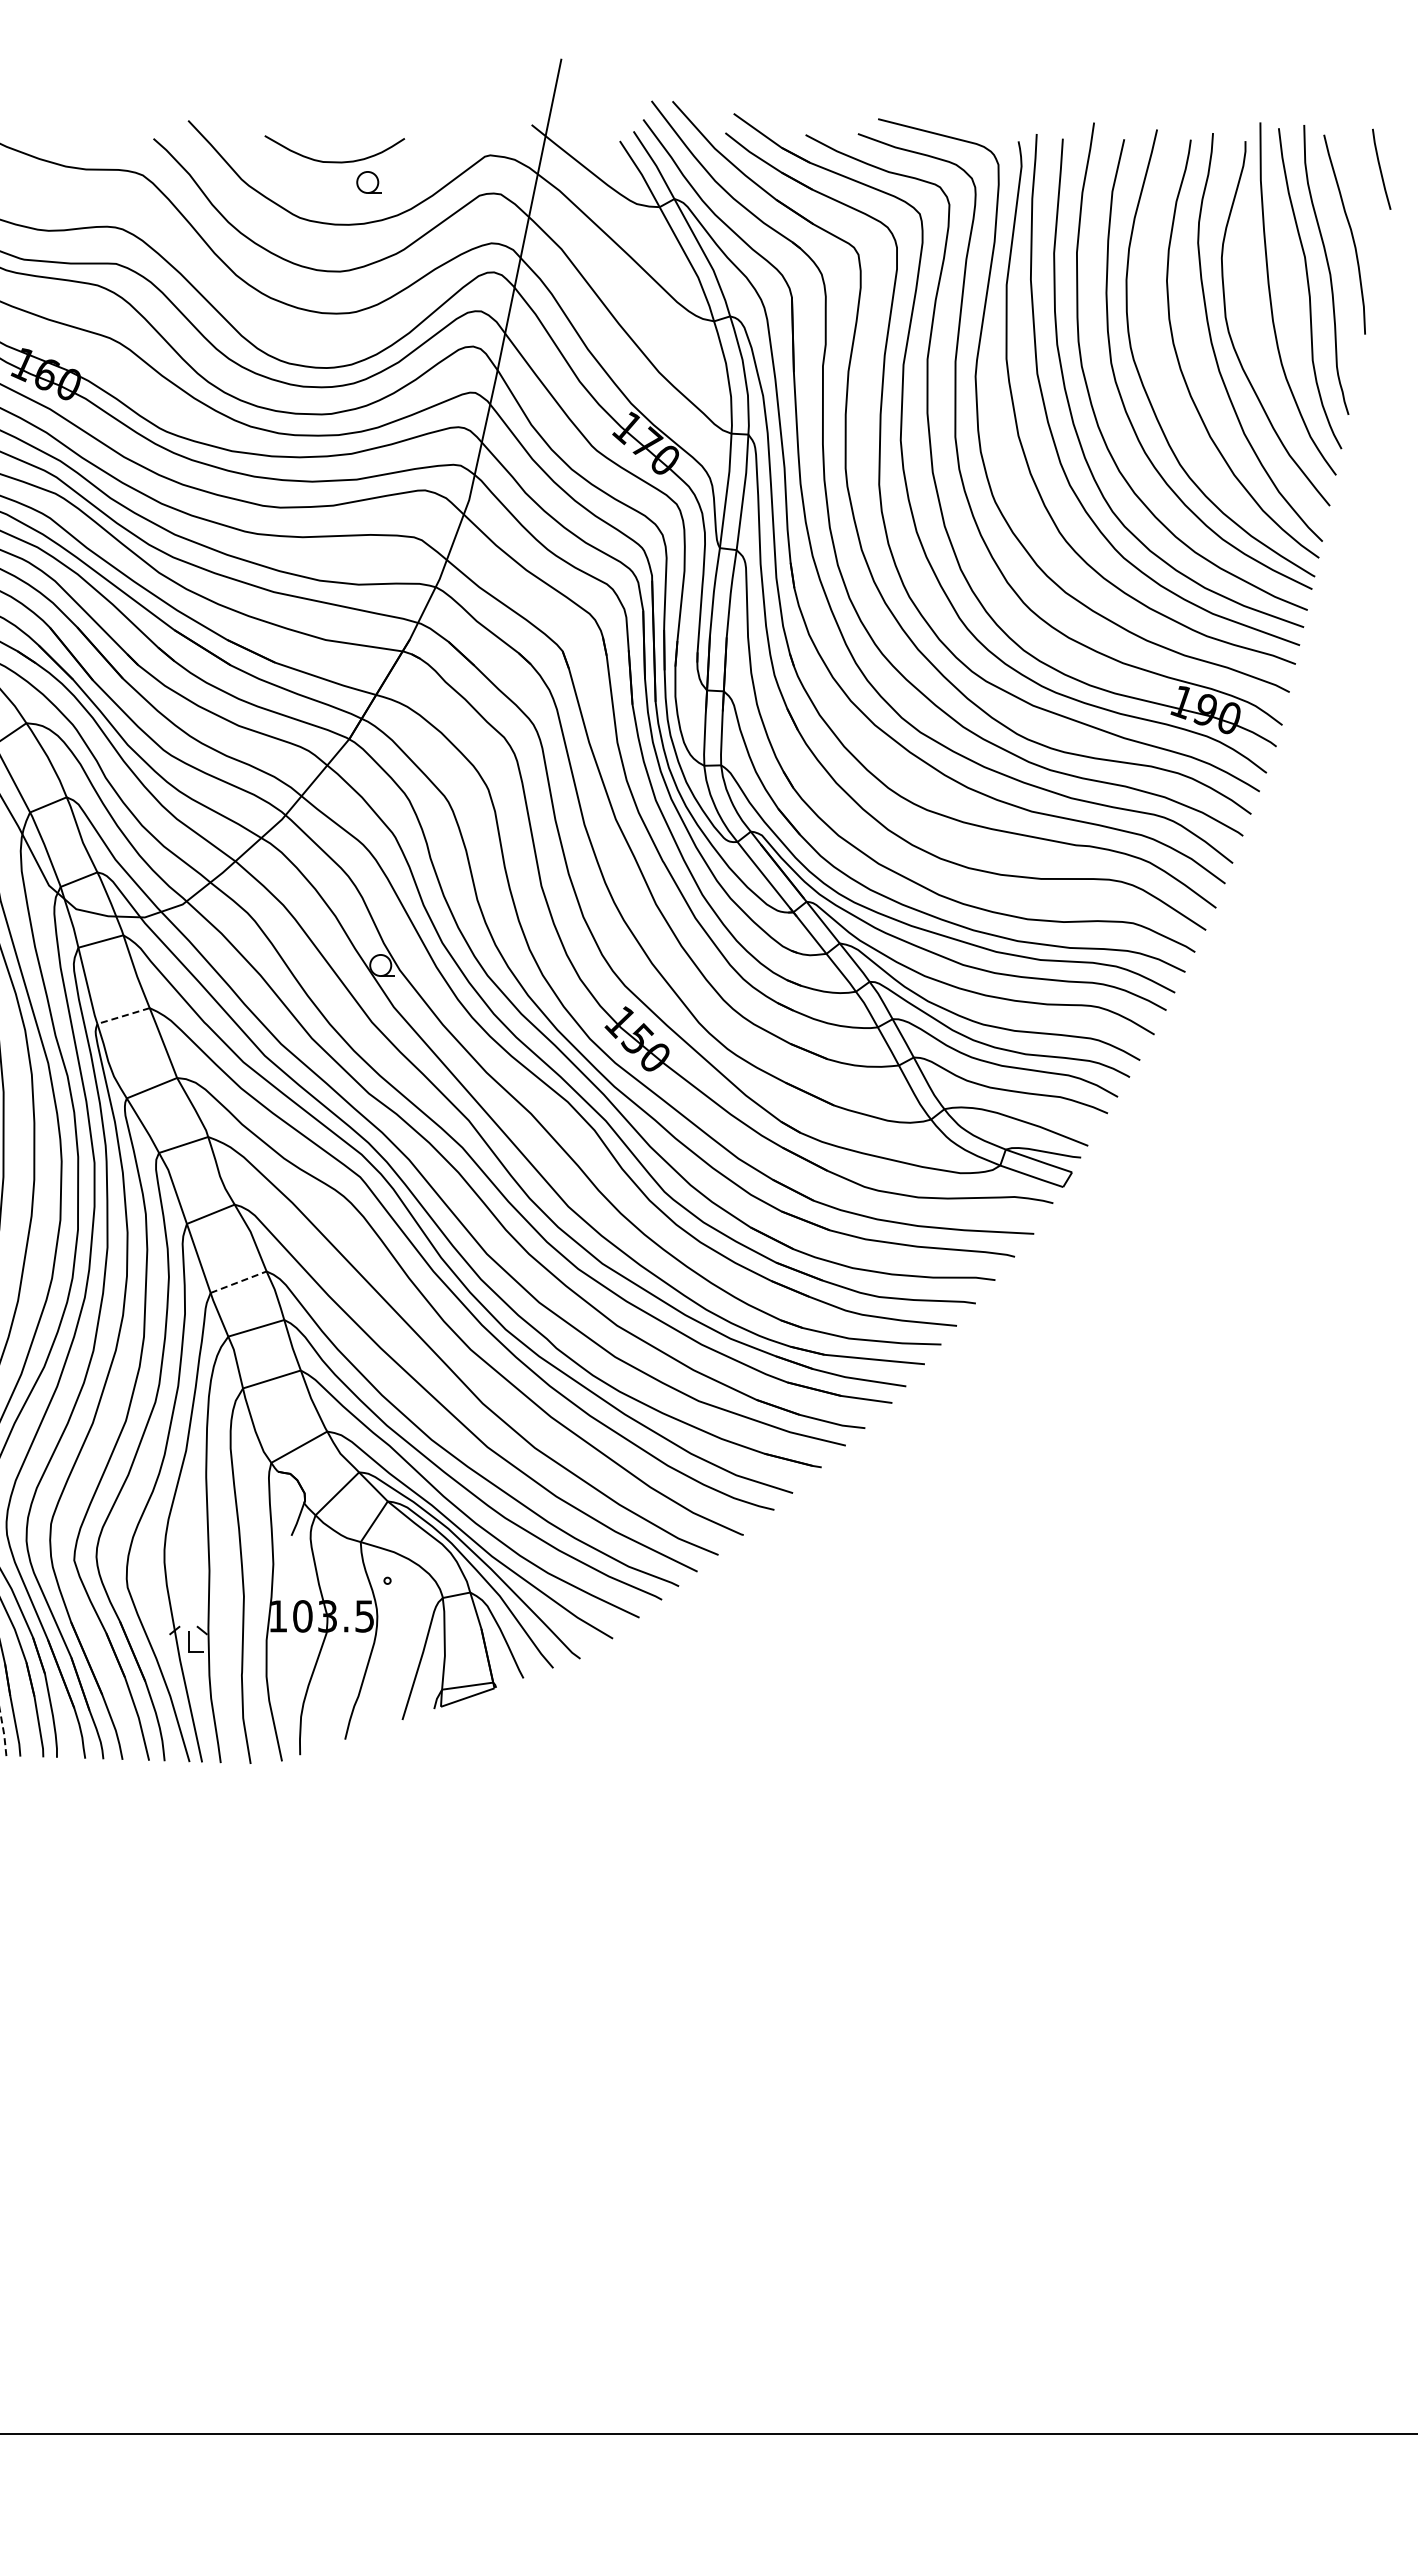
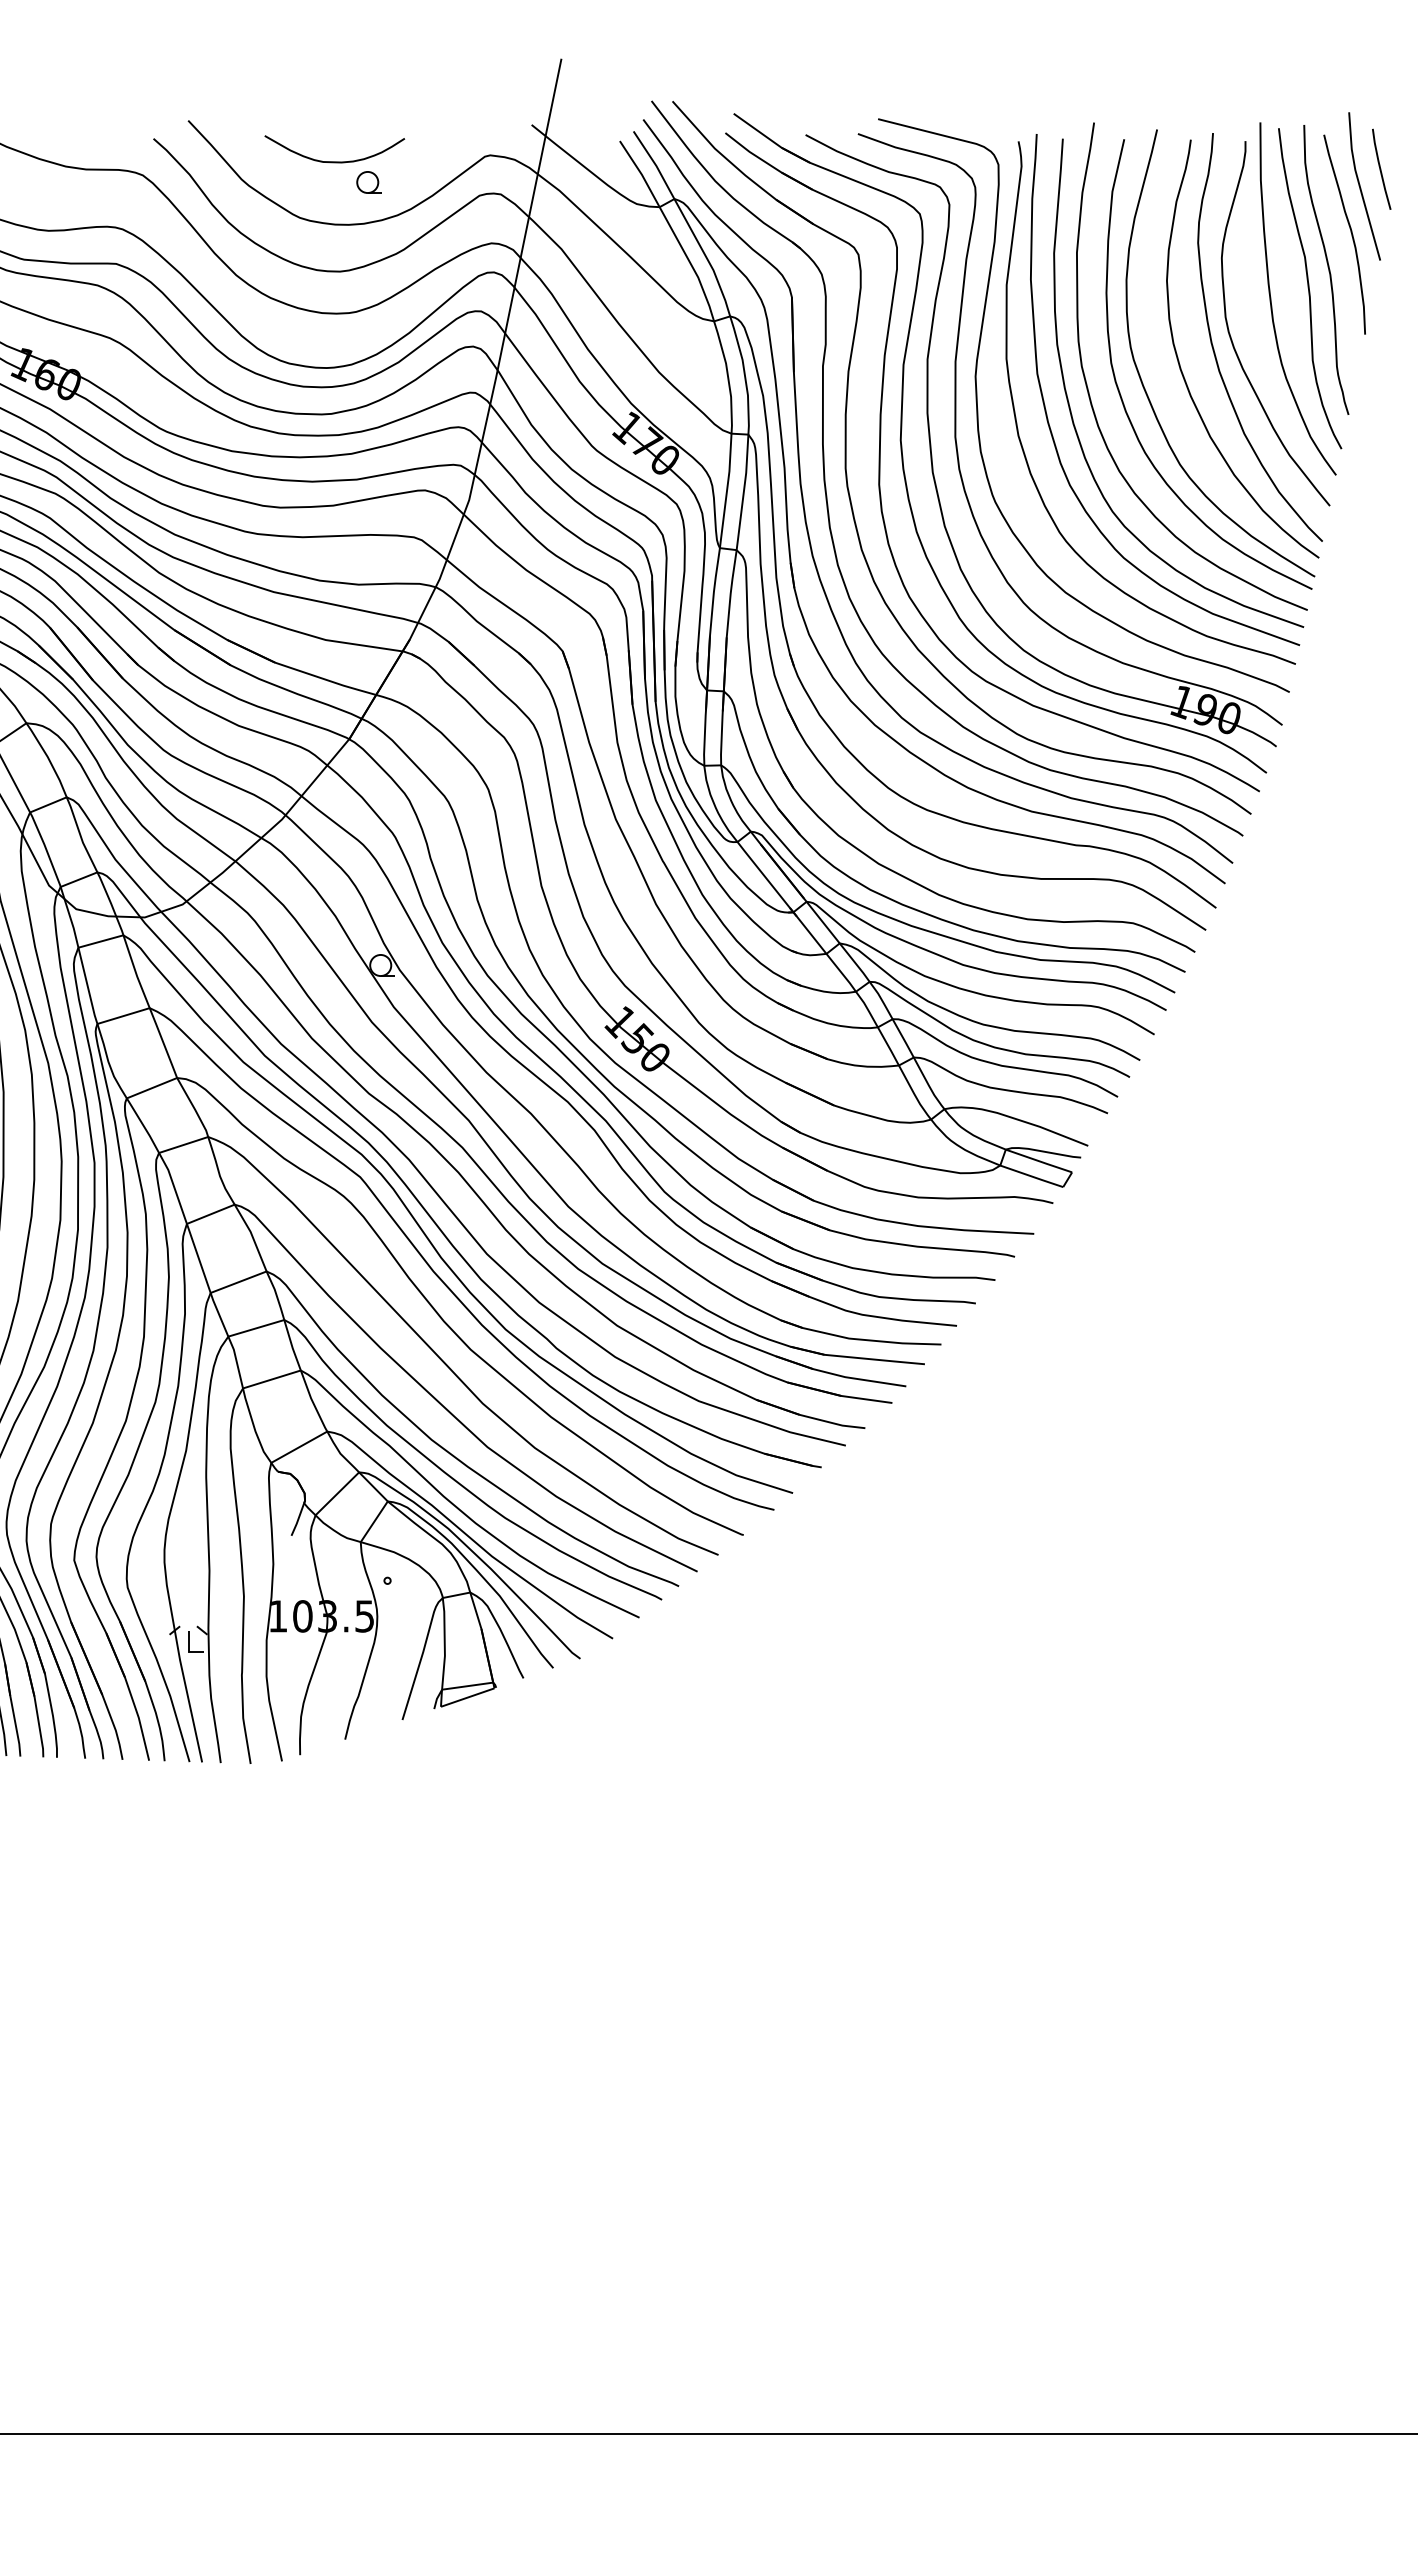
line: none -> present (1361, 188)
line: dashed -> solid (123, 1016)
line: dashed -> solid (238, 1282)
line: dashed -> solid (4, 1733)
